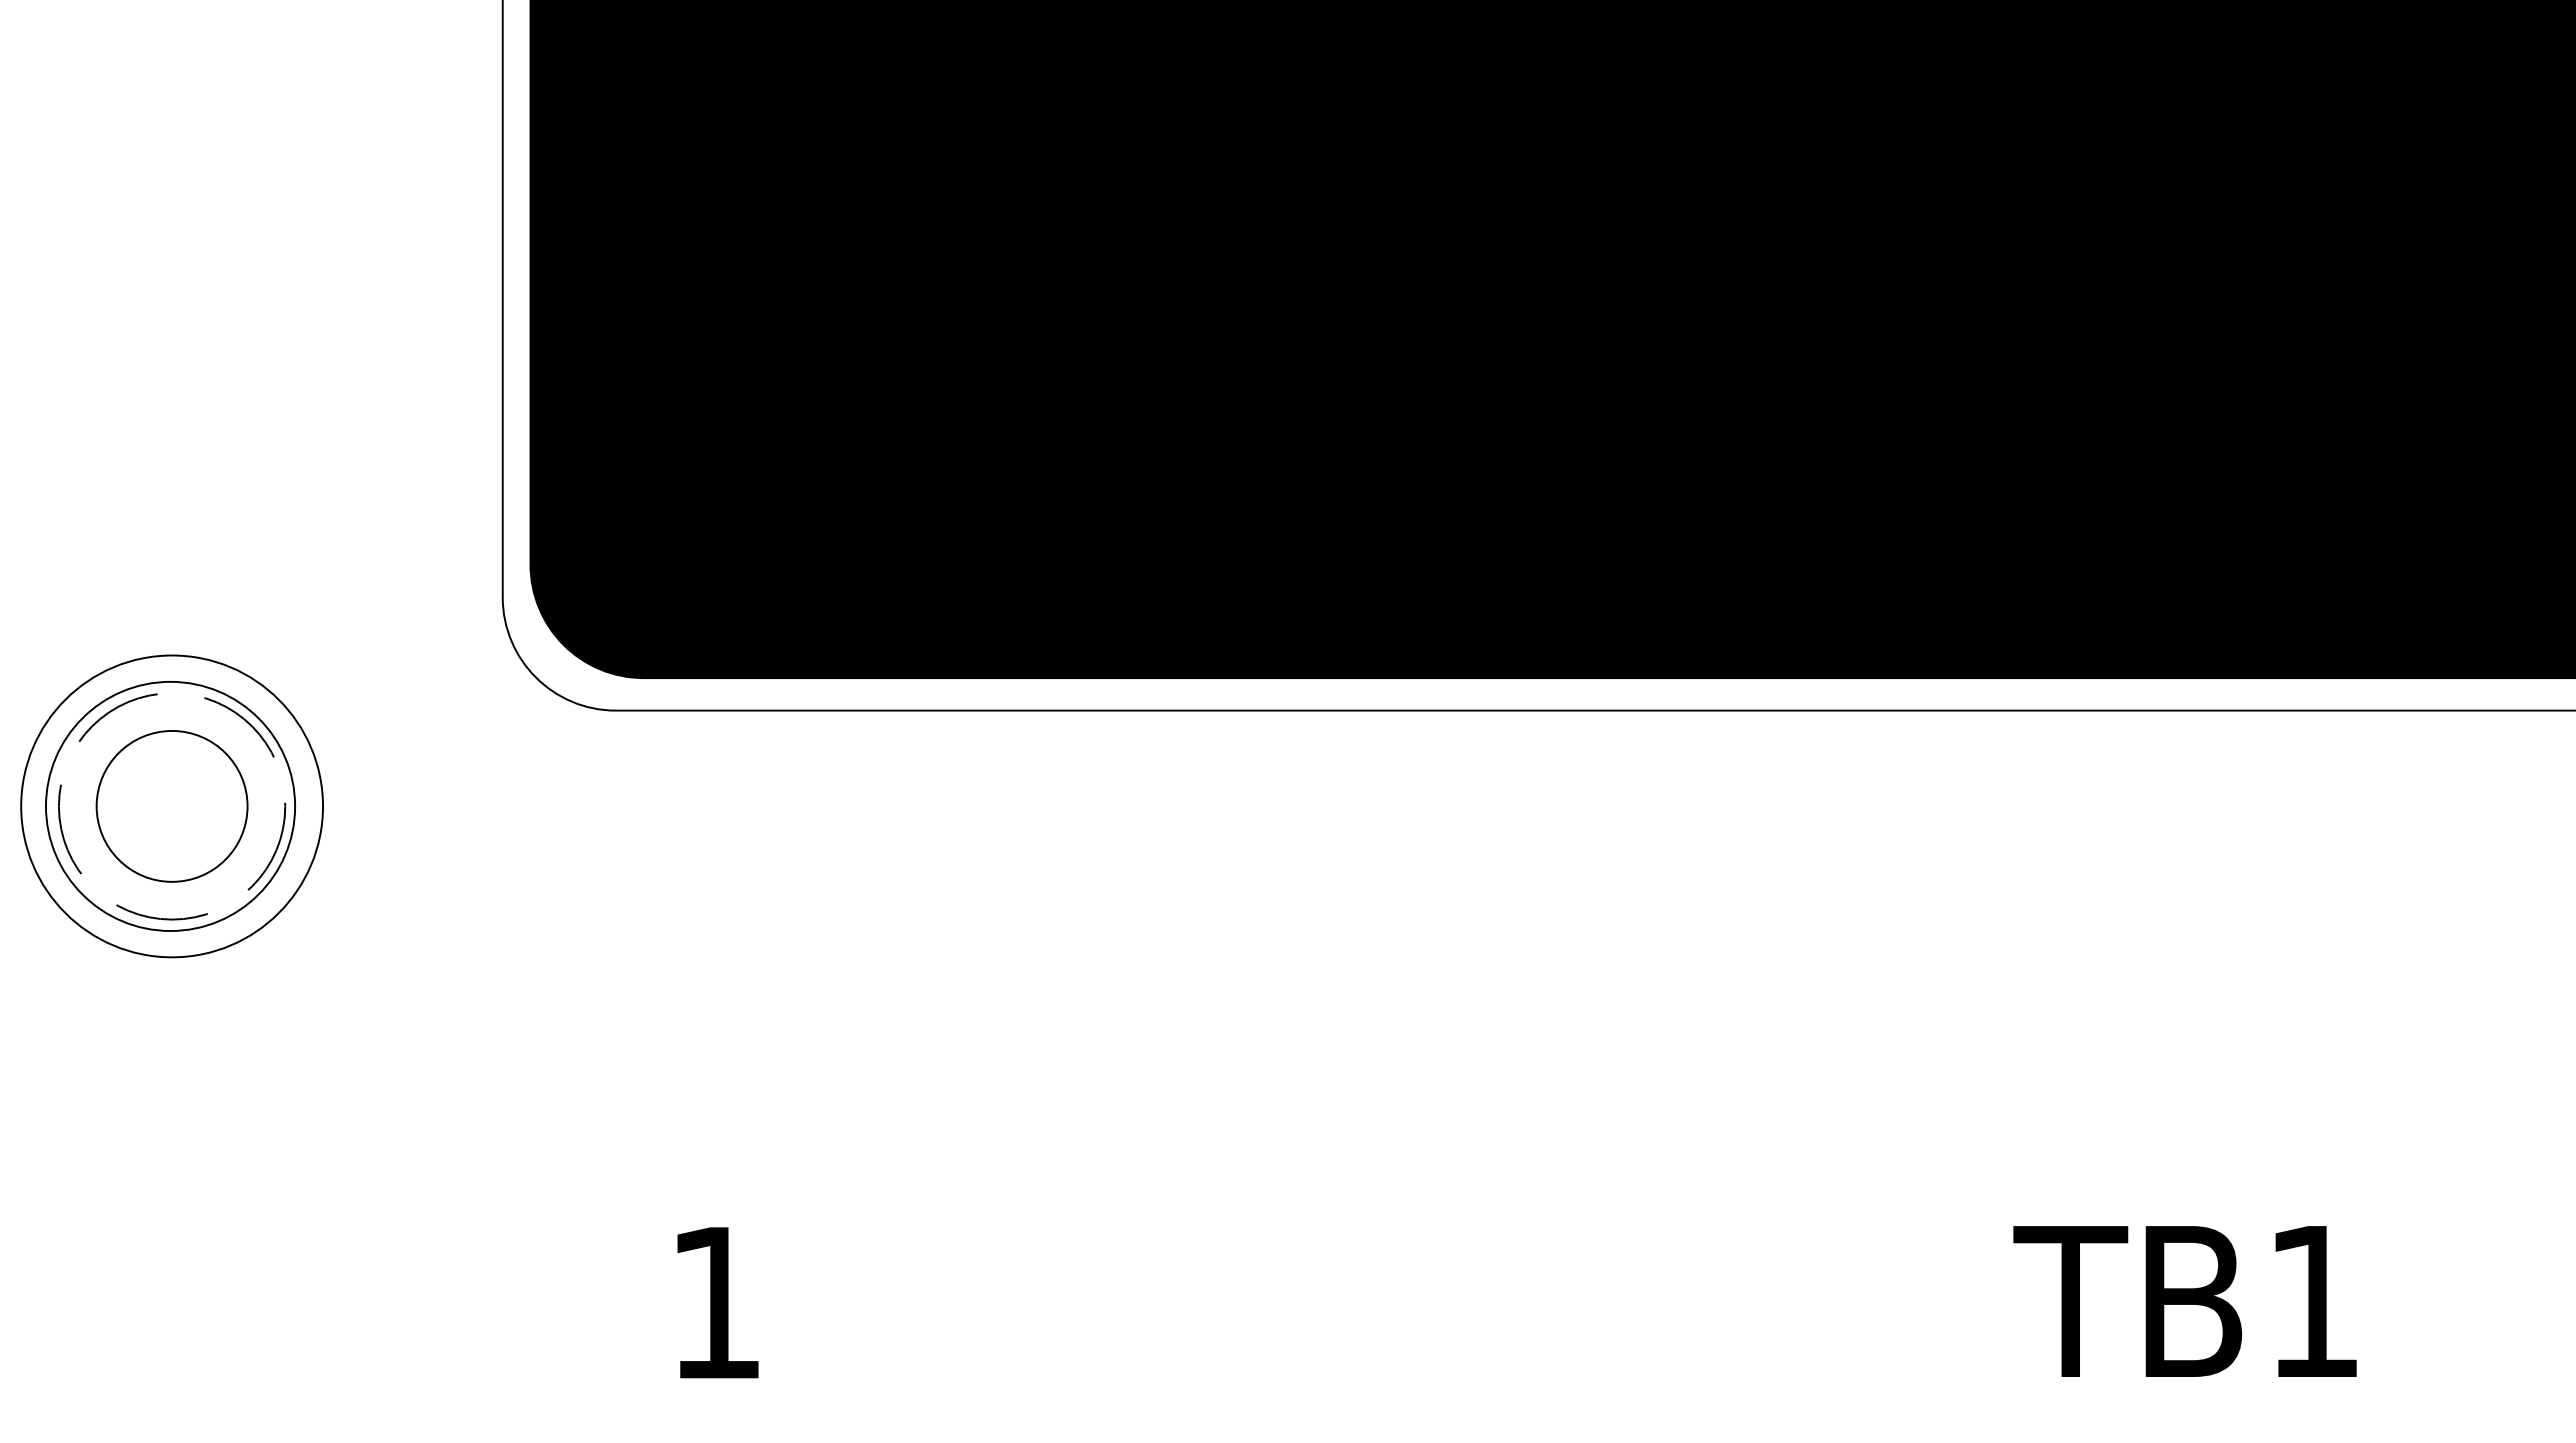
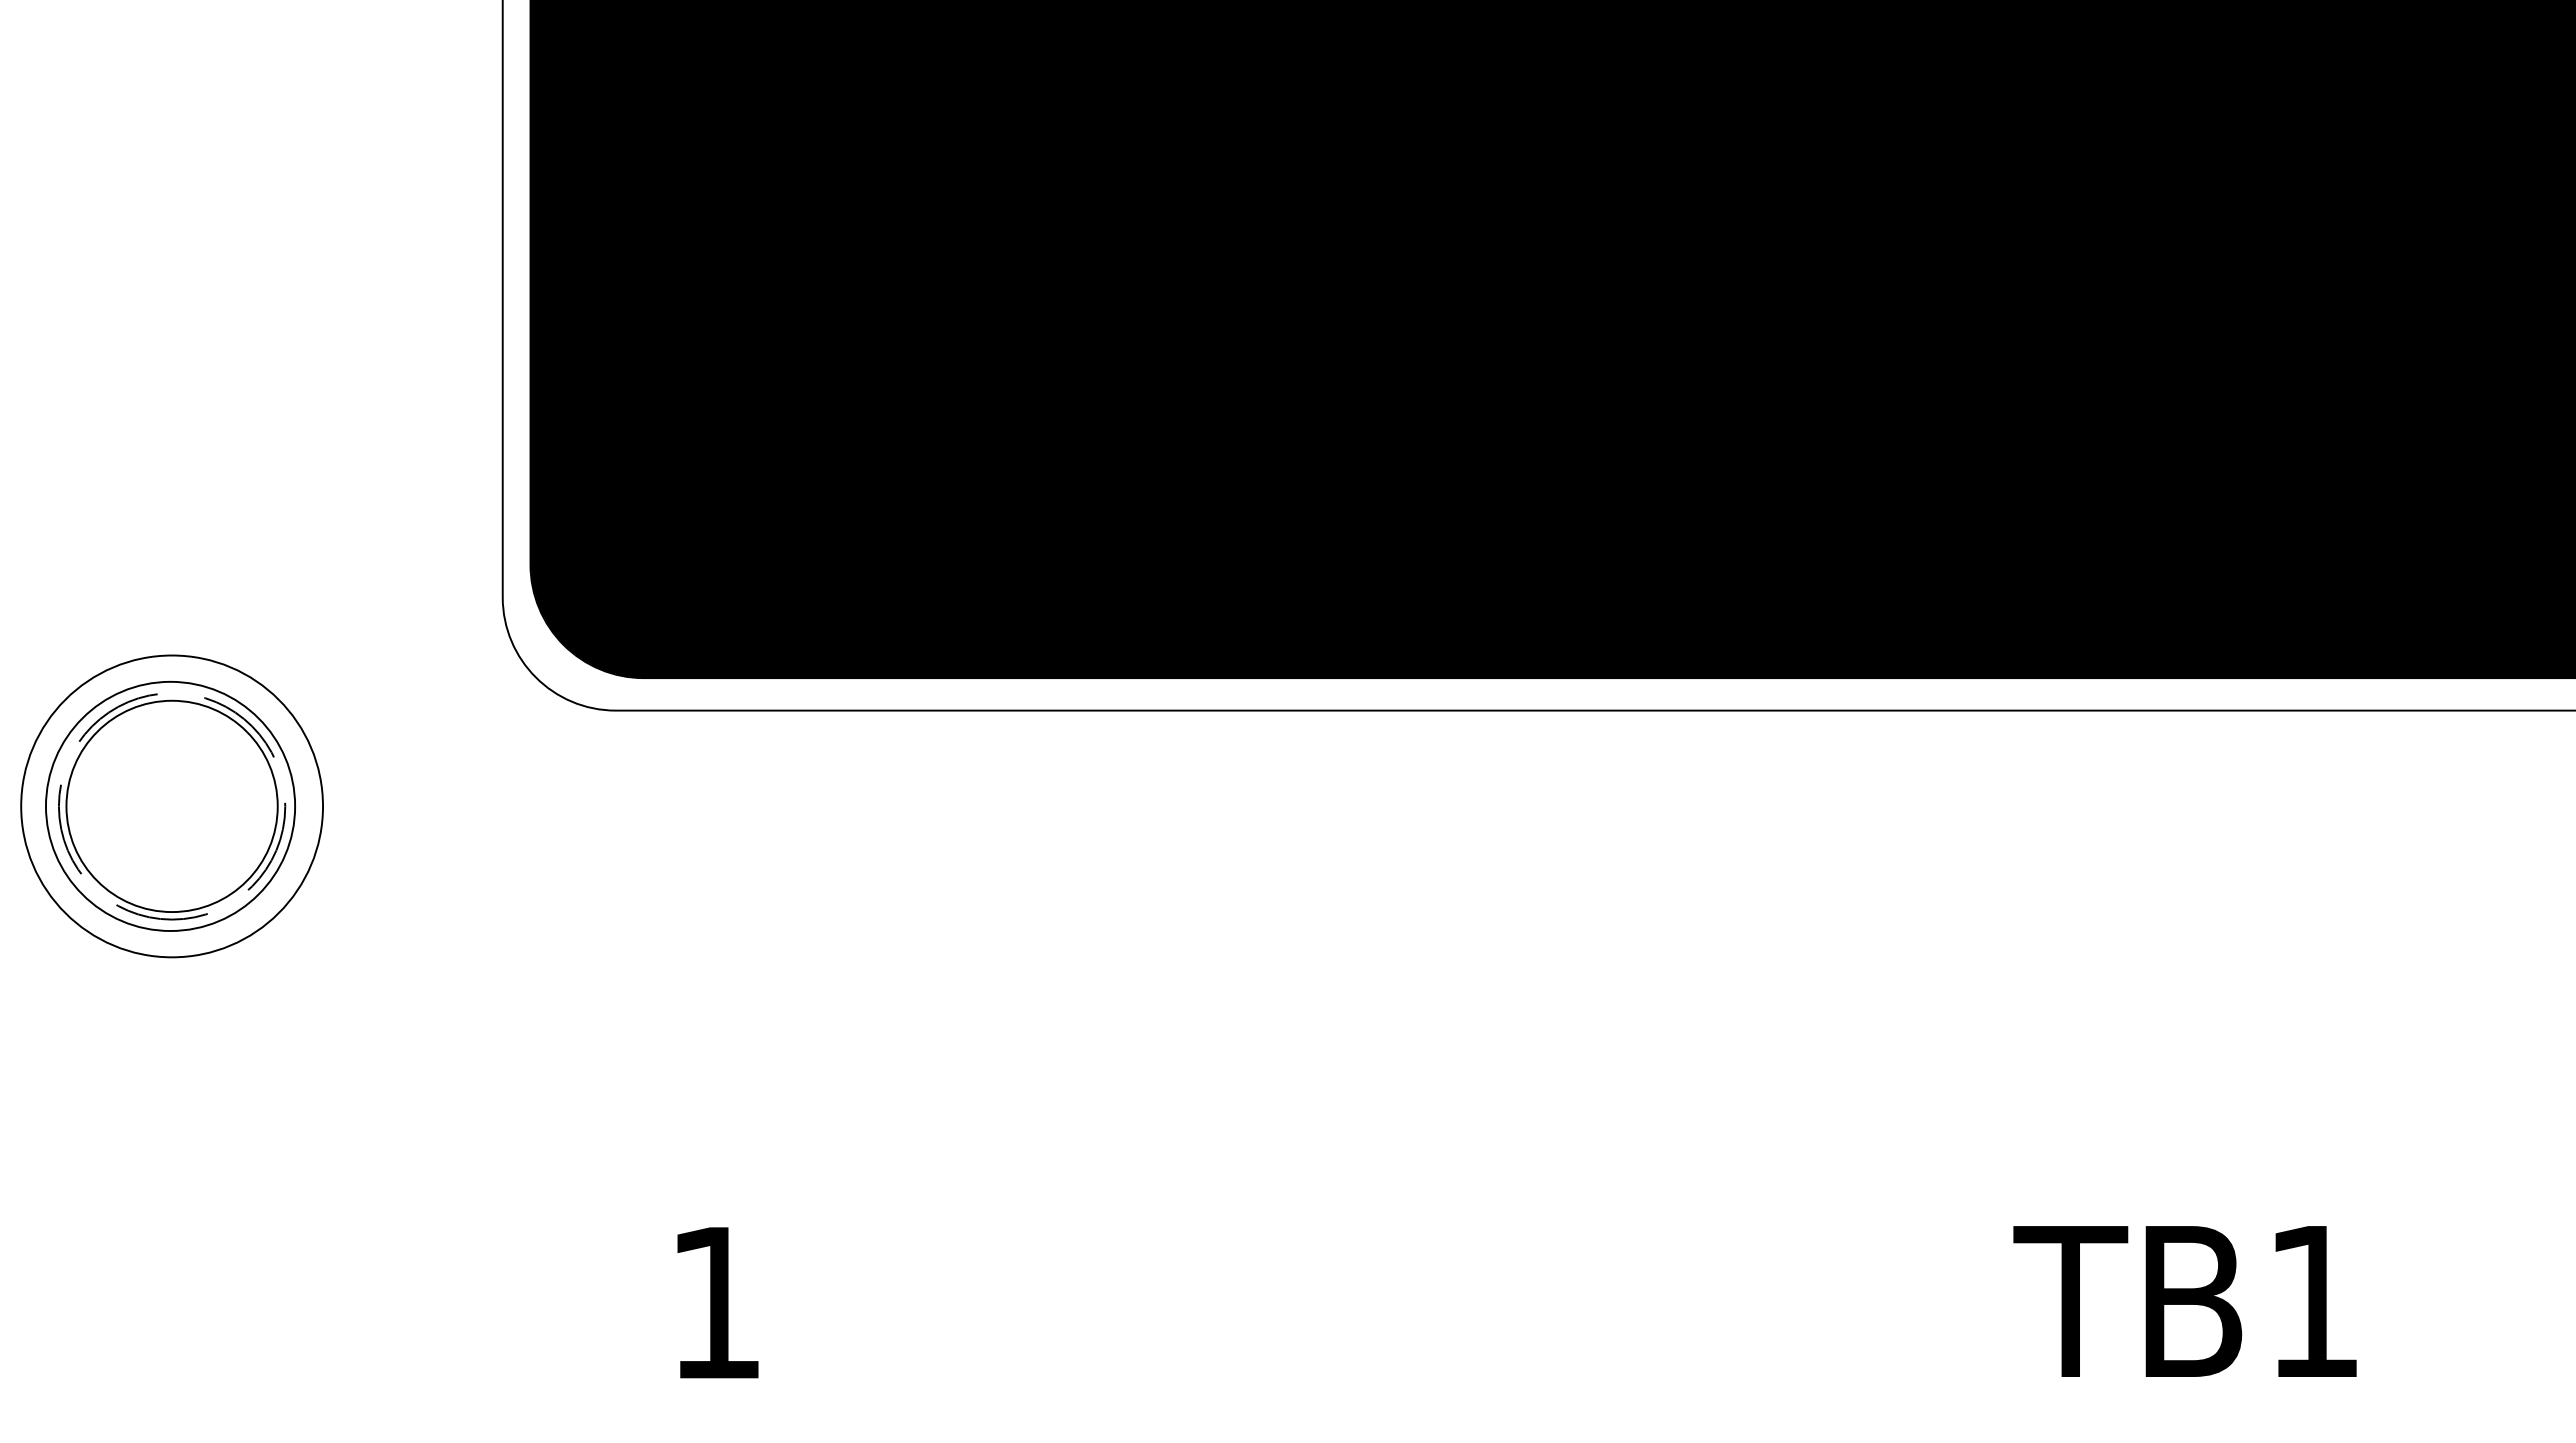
circle diameter: 151 px -> 211 px (171, 806)
